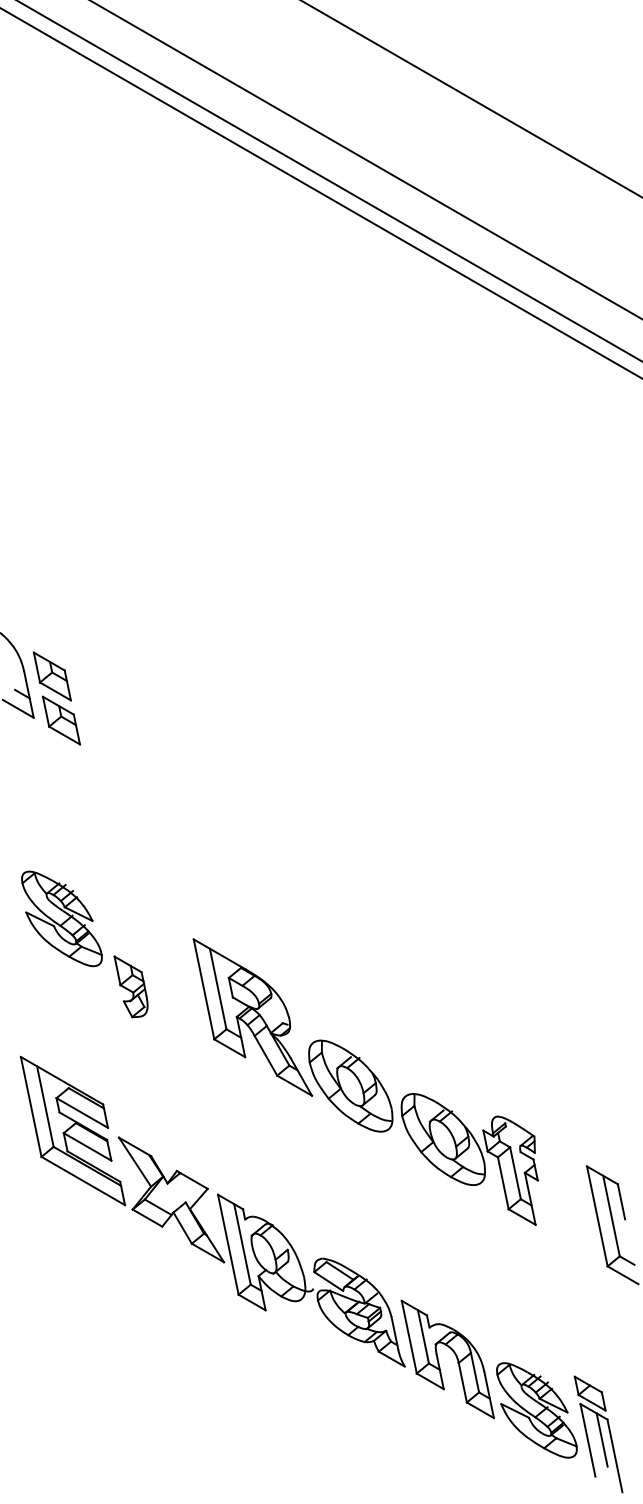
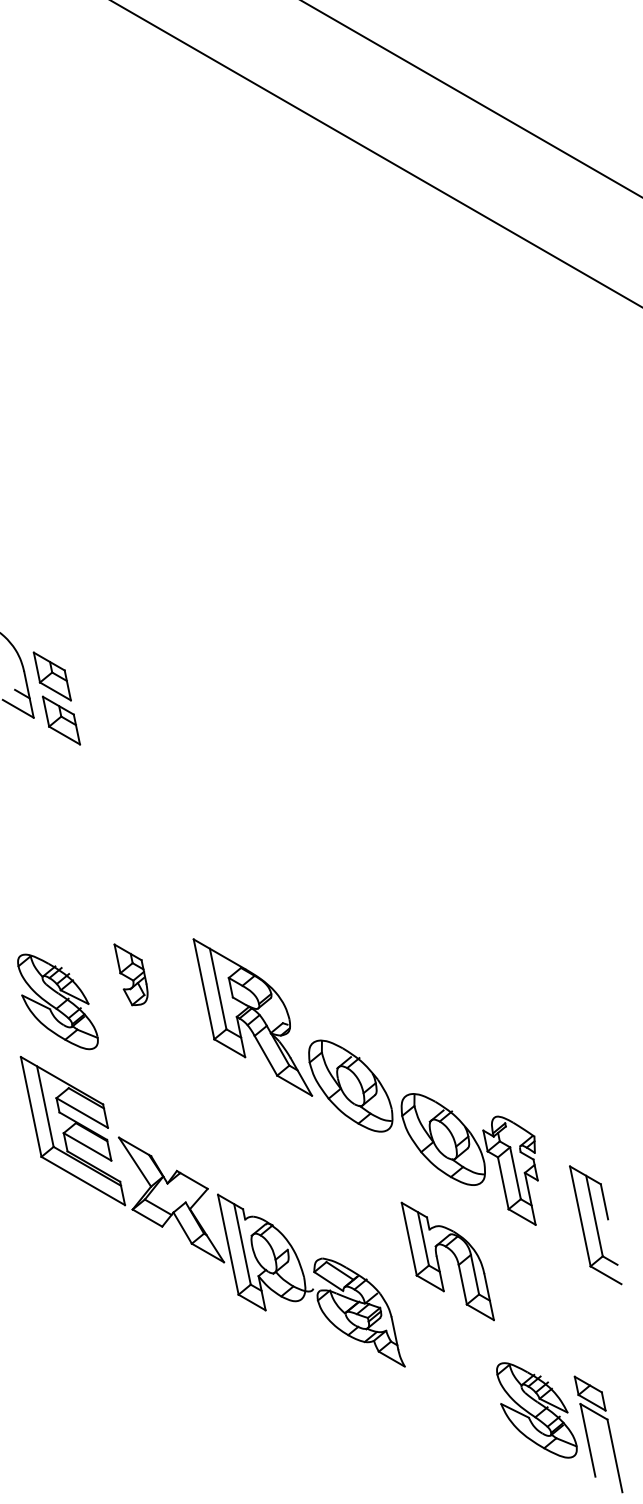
line position: (365, 159) -> (376, 154) (376, 154)
line: present -> none (329, 180)
line: present -> none (320, 192)
part position: (61, 918) -> (57, 1001) (57, 1001)
part position: (130, 986) -> (130, 974) (130, 974)
part position: (612, 1225) -> (595, 1225) (595, 1225)
part position: (455, 1356) -> (455, 1258) (455, 1258)
line: present -> none (601, 1439)
